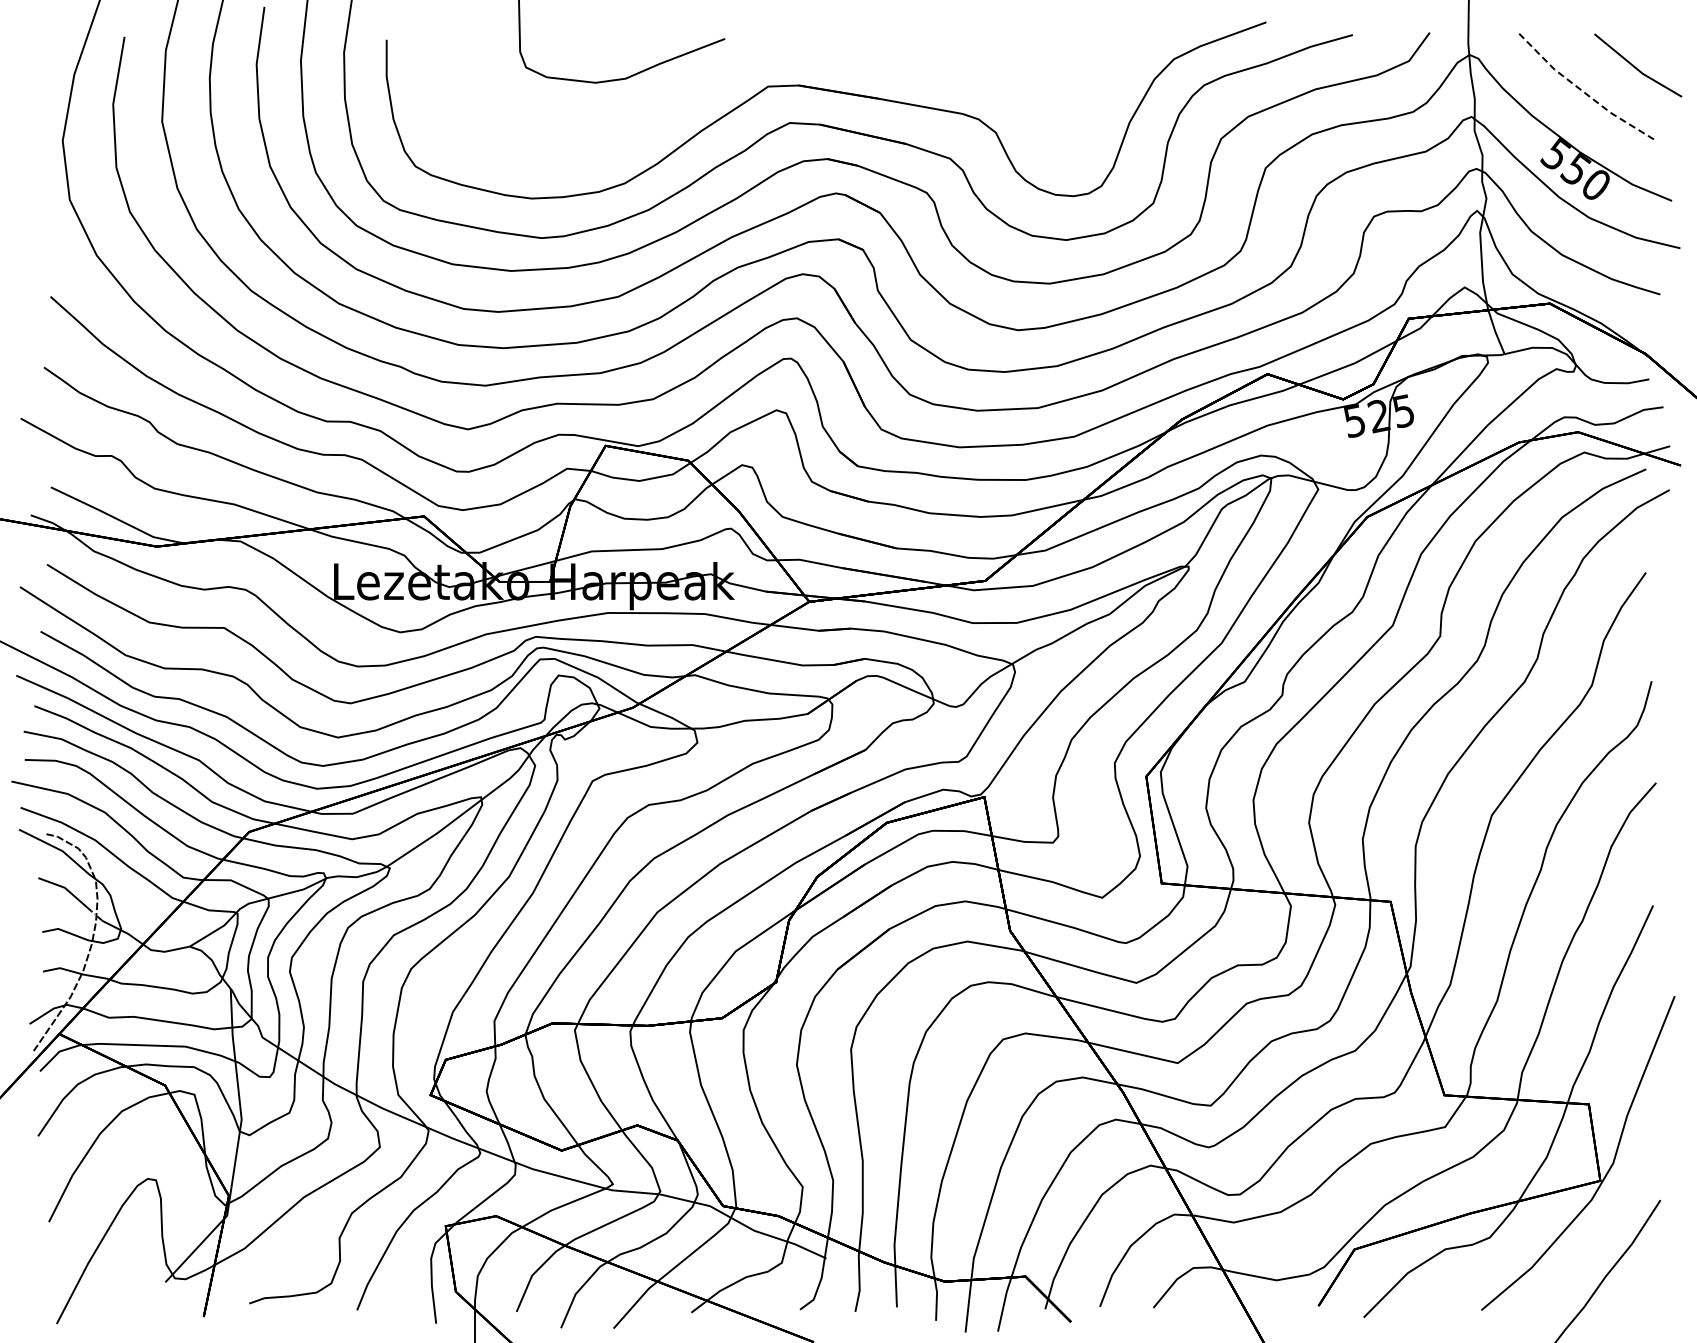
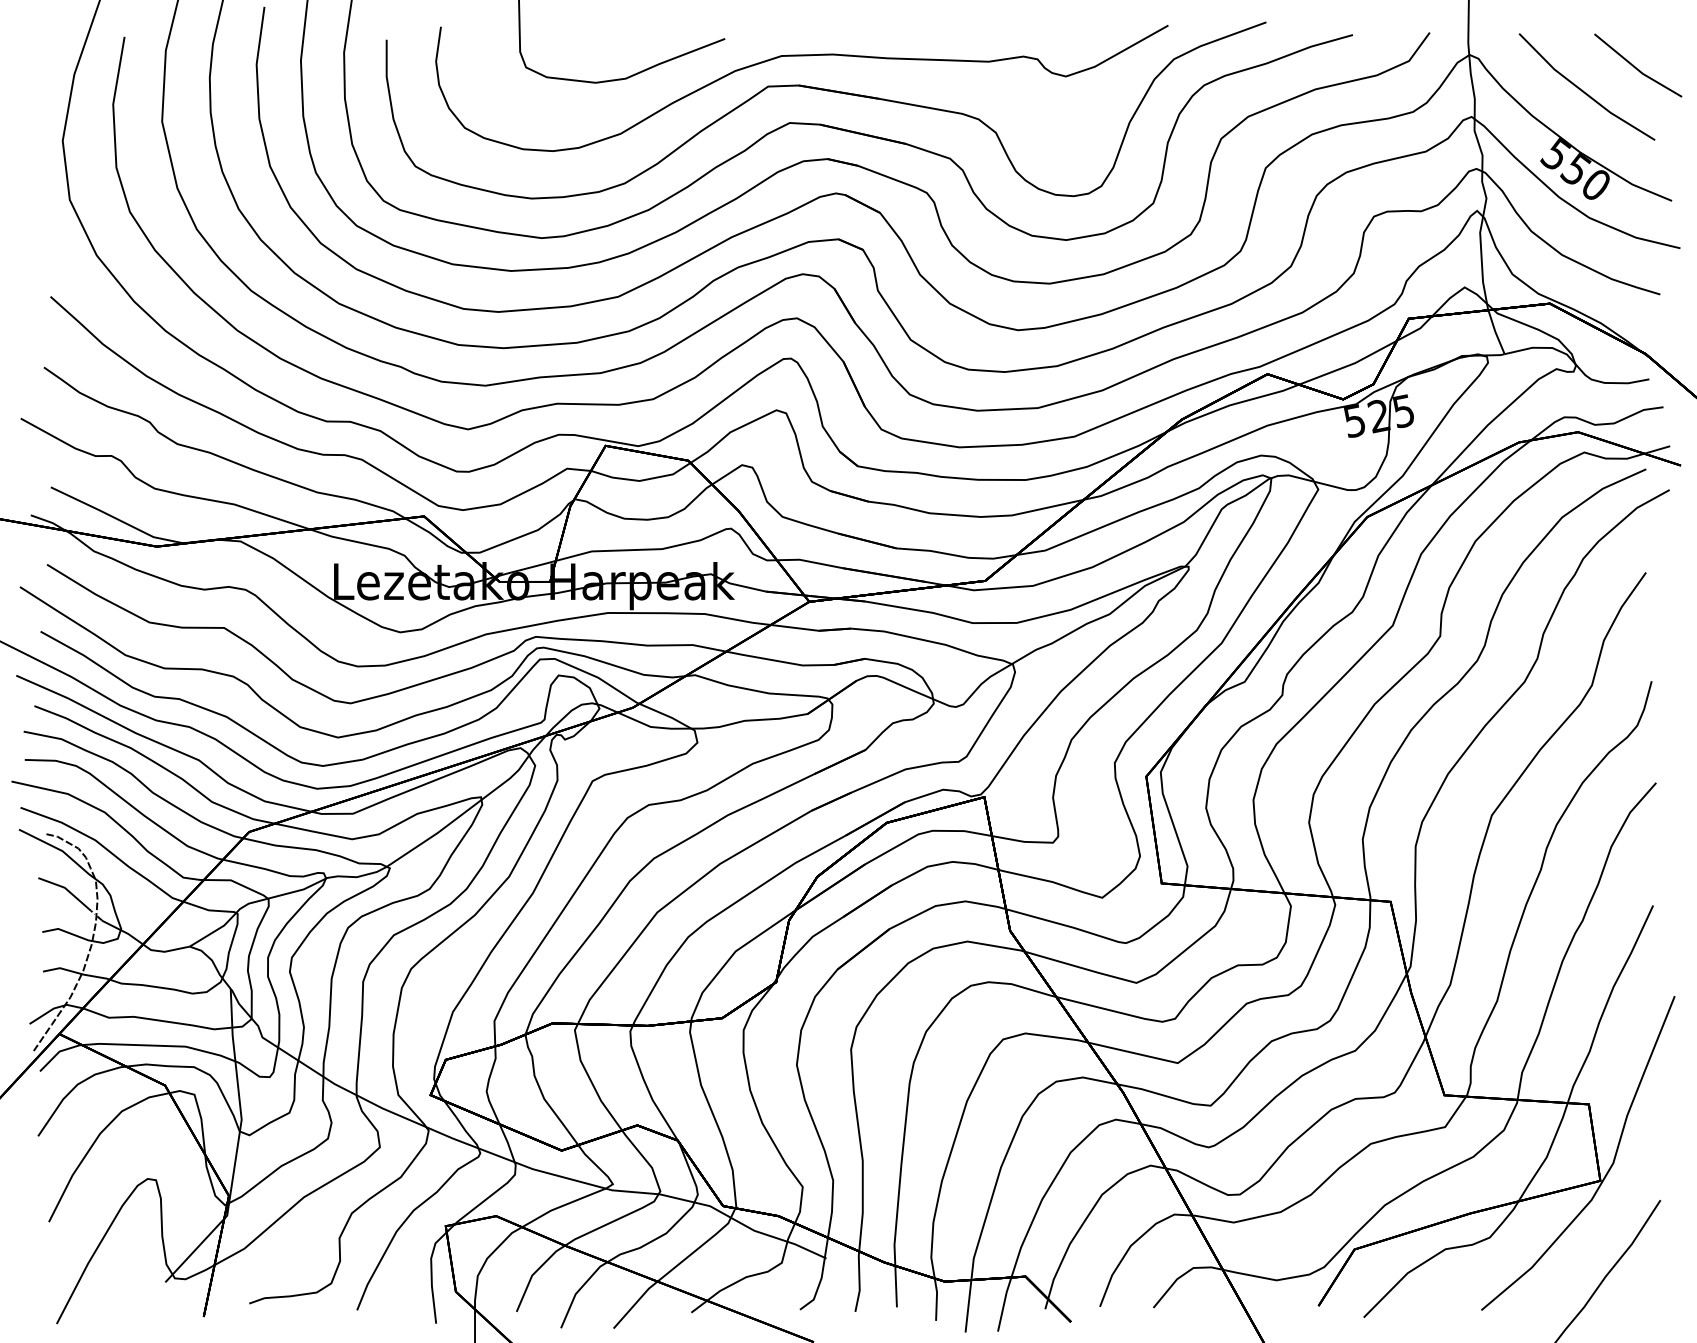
curve: none -> present (801, 56)
line: dashed -> solid (1583, 92)
